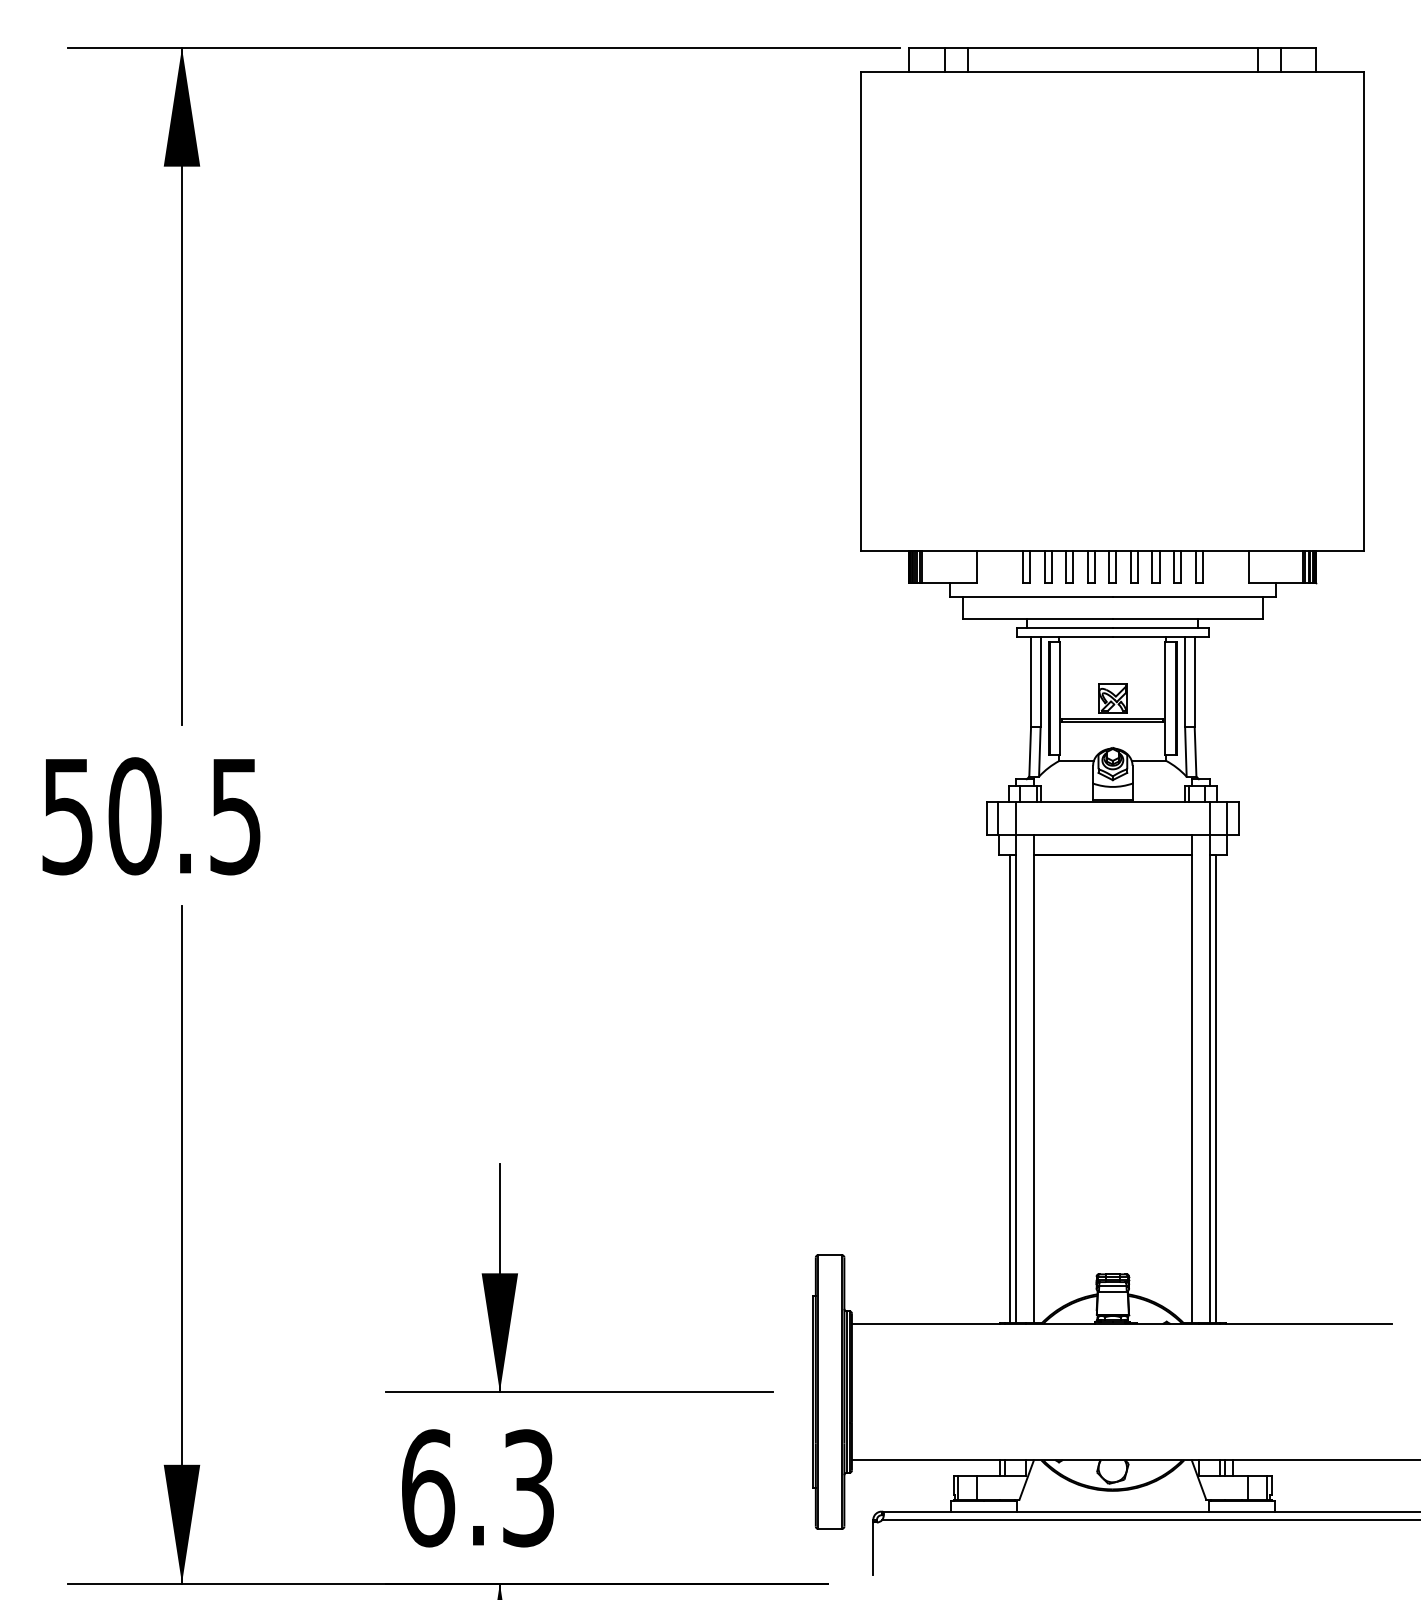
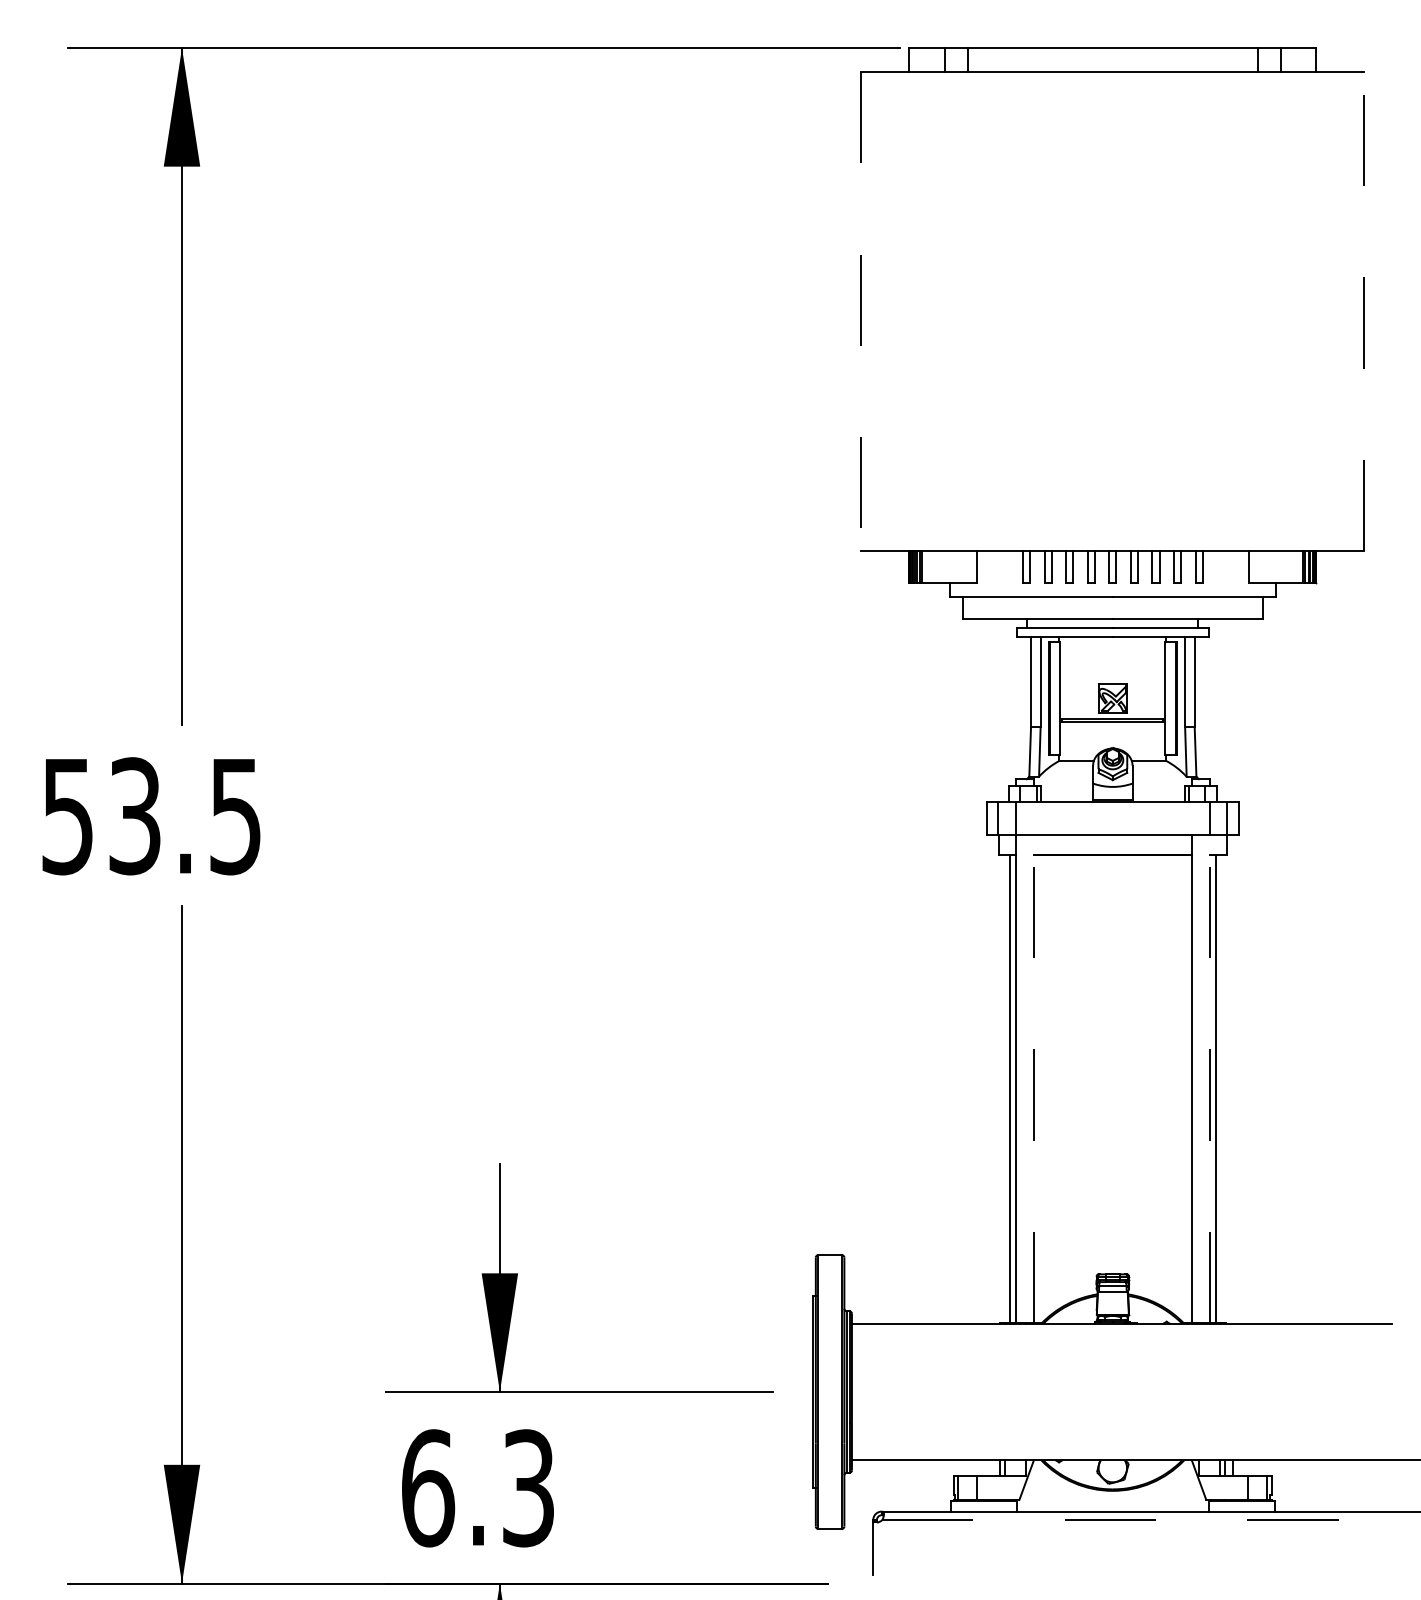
line: solid -> dashed (861, 311)
line: solid -> dashed (1364, 311)
text: 50.5 -> 53.5 (134, 816)
line: solid -> dashed (1033, 1079)
line: solid -> dashed (1209, 1079)
line: solid -> dashed (1152, 1520)
